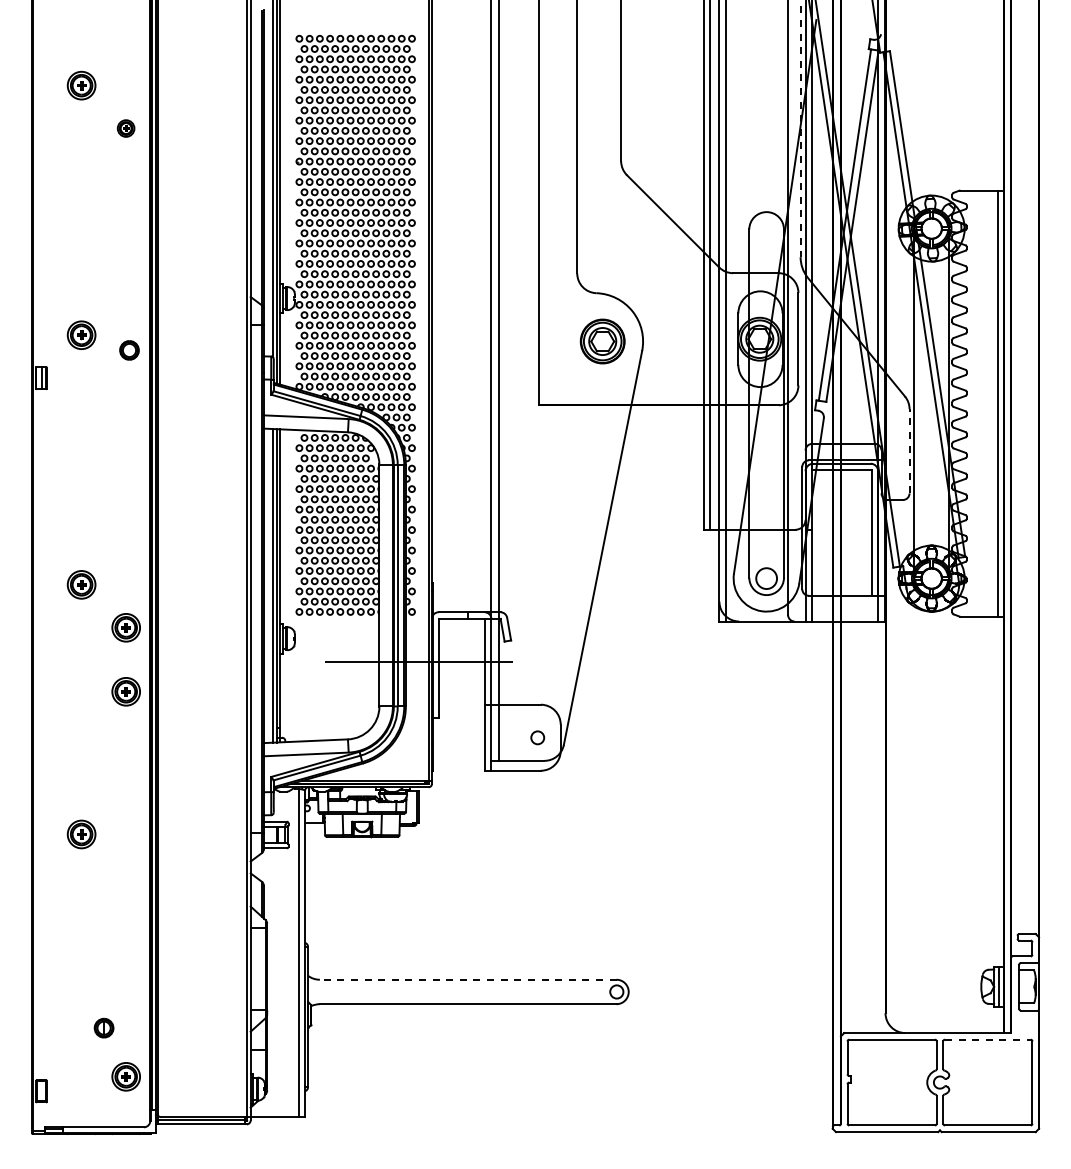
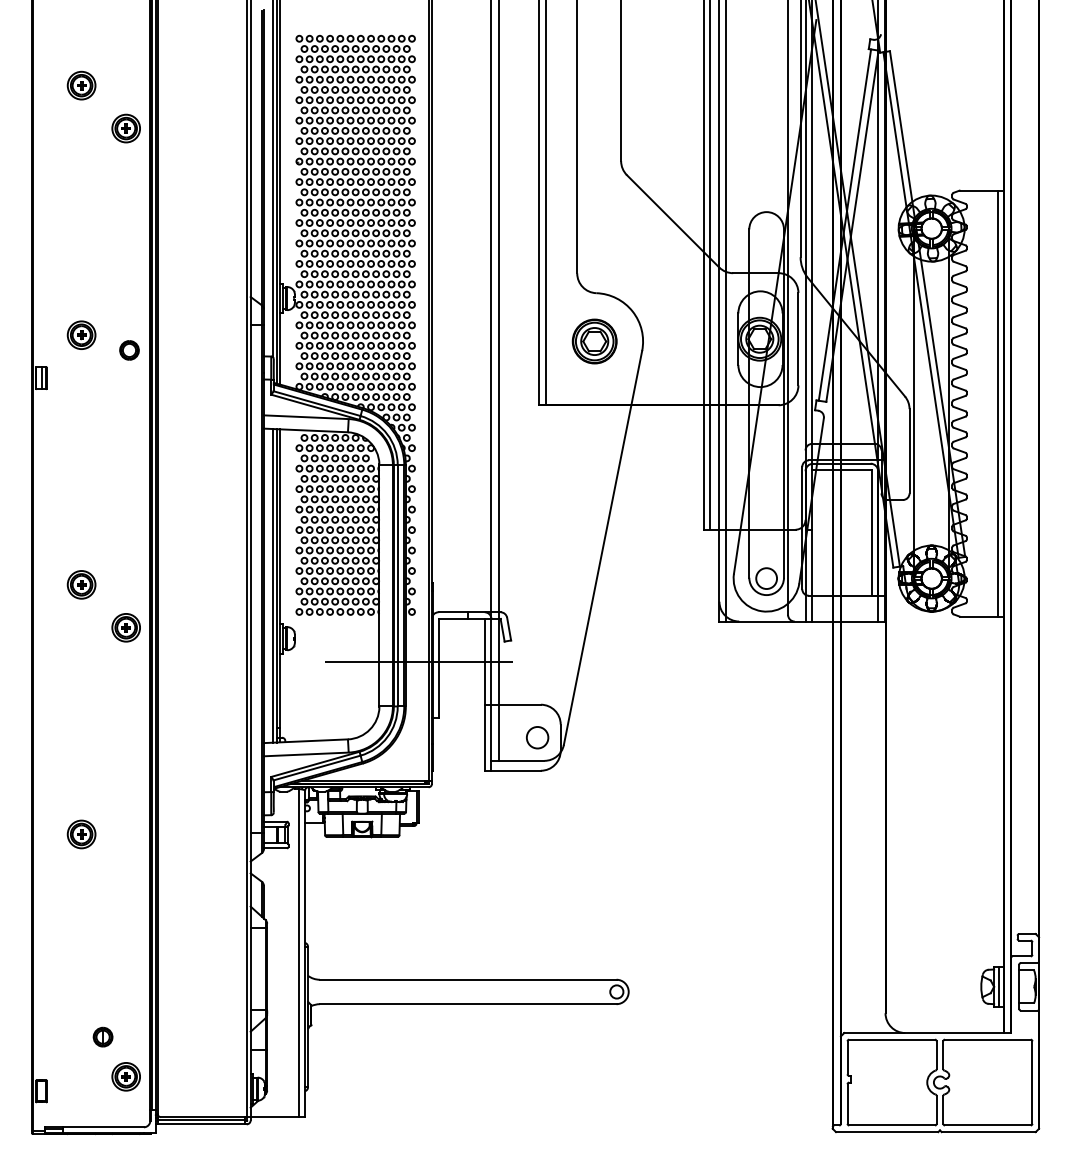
part size: 20x19 px -> 30x31 px (125, 128)
line: dashed -> solid (800, 129)
line: none -> present (546, 203)
part position: (602, 341) -> (594, 341) (594, 341)
line: dashed -> solid (909, 450)
part: present -> none (125, 691)
circle size: 16x16 px -> 24x24 px (537, 737)
line: dashed -> solid (467, 979)
part position: (103, 1027) -> (102, 1036) (102, 1036)
line: dashed -> solid (987, 1039)
